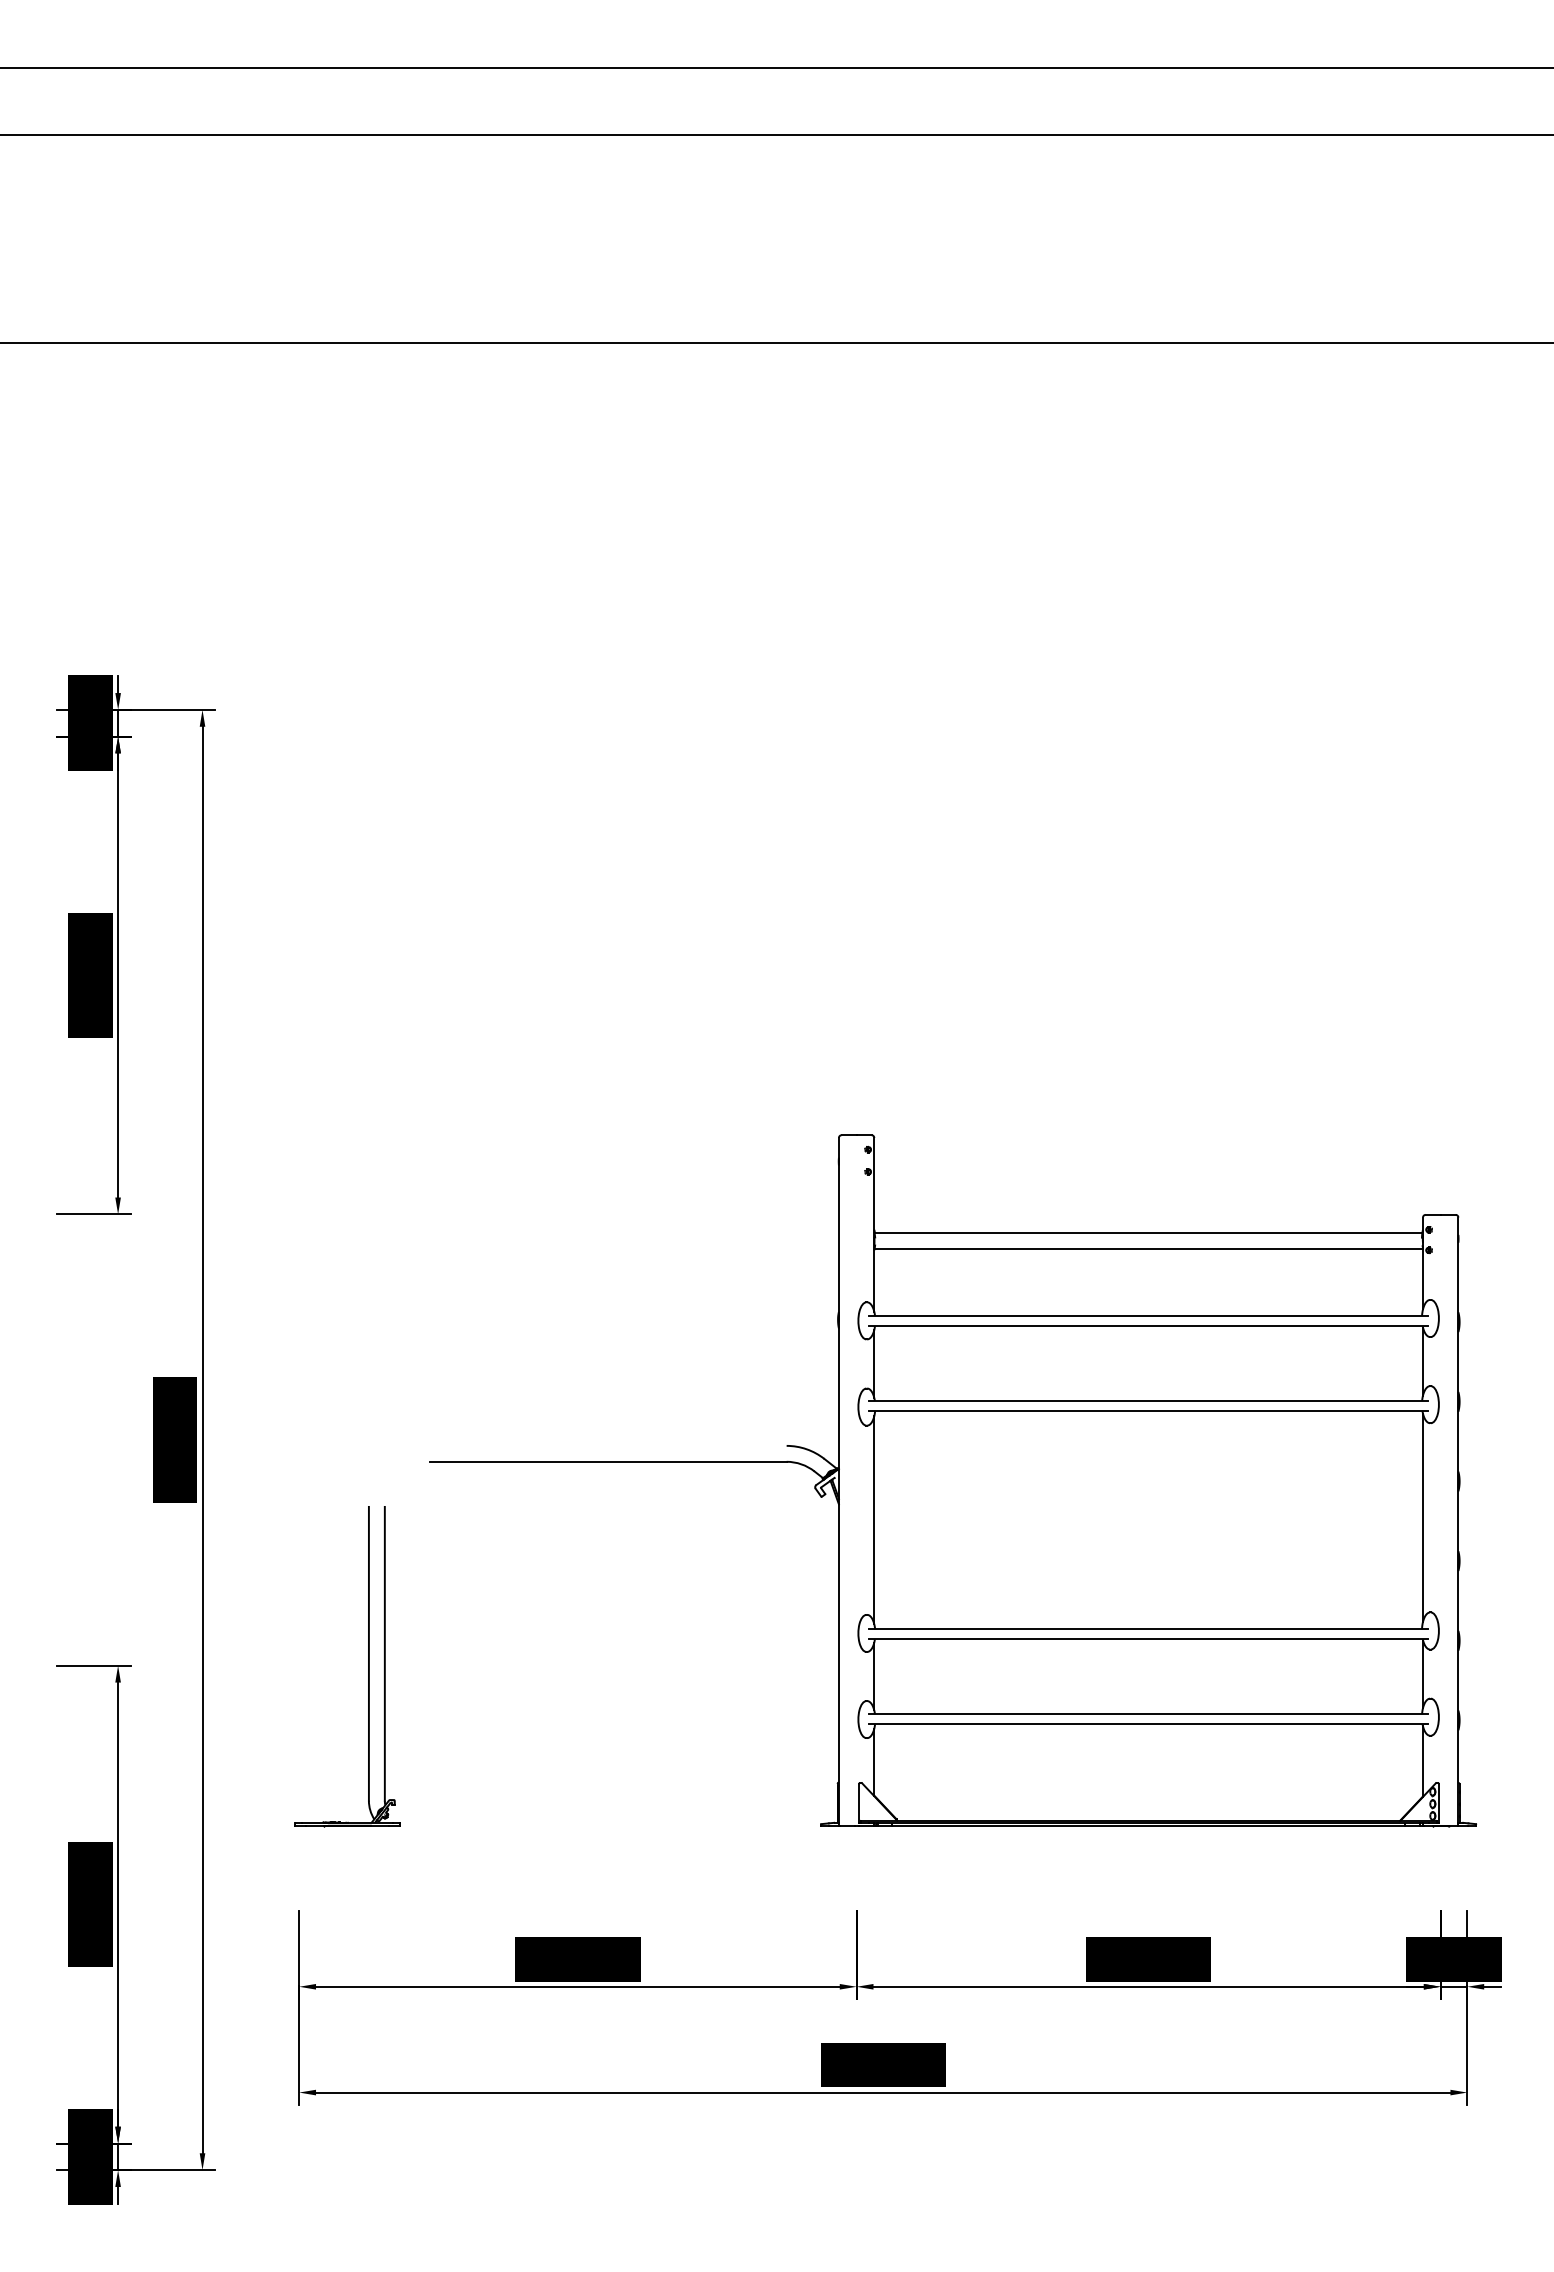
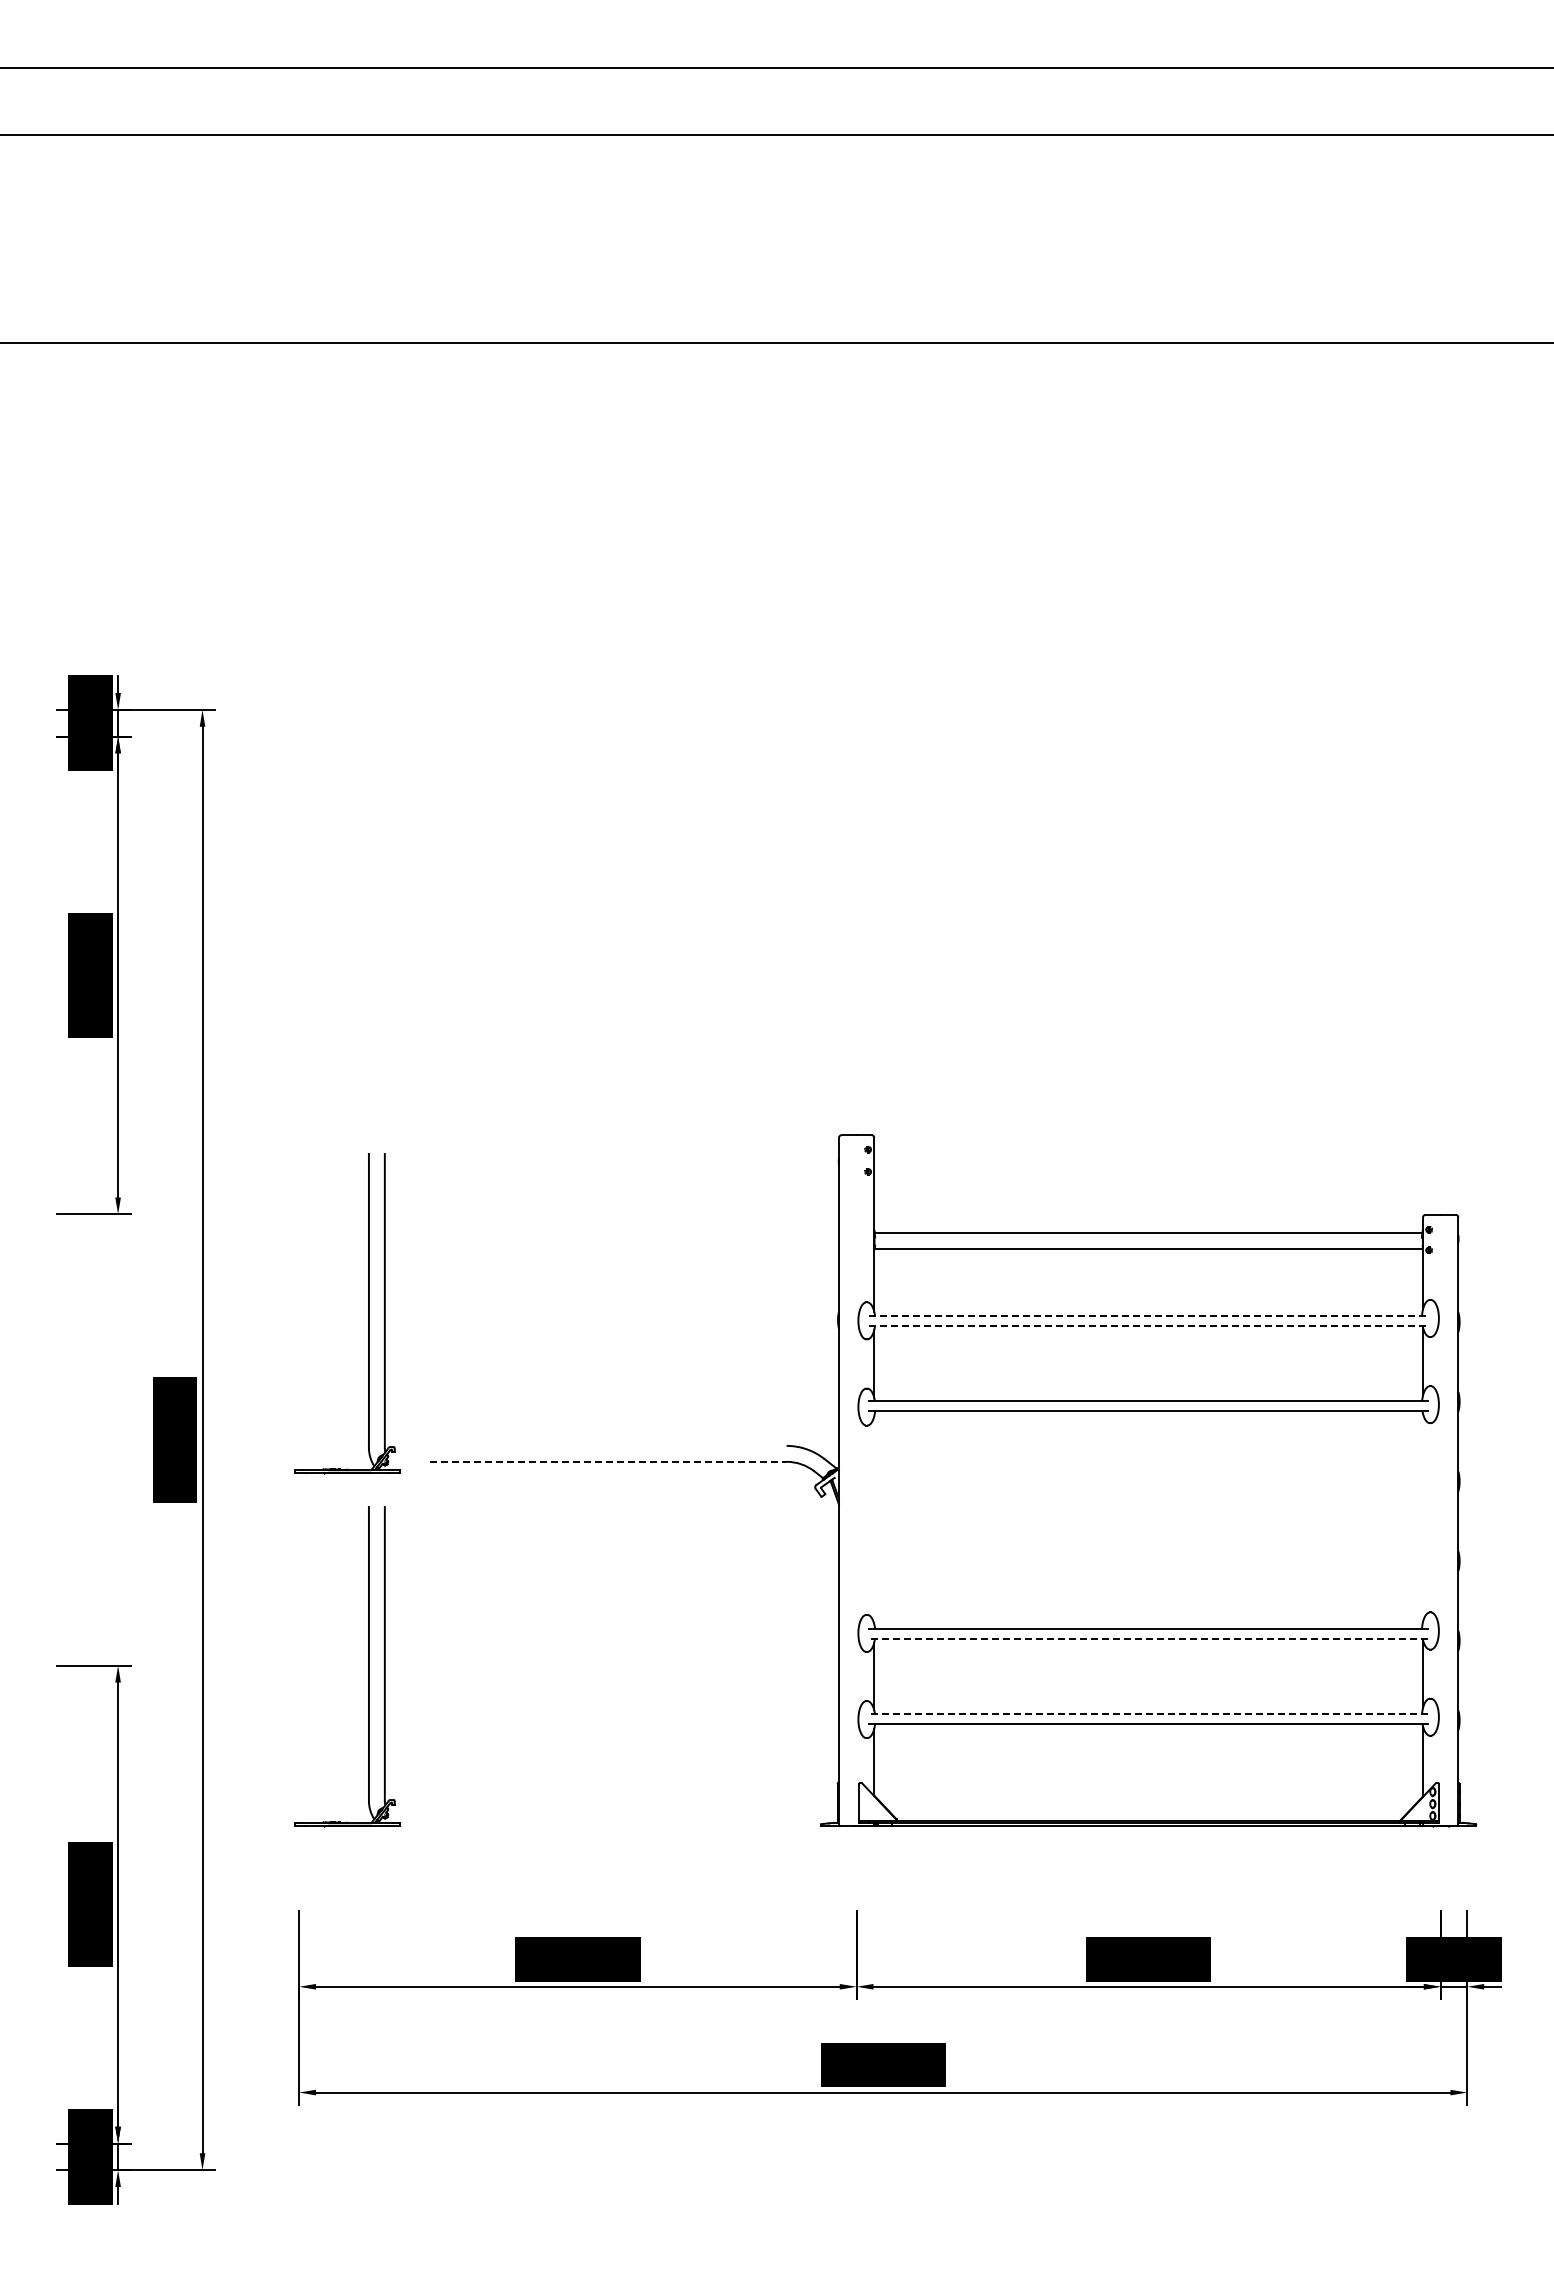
part: none -> present (368, 1313)
line: solid -> dashed (1148, 1316)
line: solid -> dashed (1148, 1326)
line: solid -> dashed (608, 1461)
line: present -> none (1423, 1517)
line: present -> none (874, 1520)
line: solid -> dashed (1148, 1639)
line: solid -> dashed (1148, 1714)
